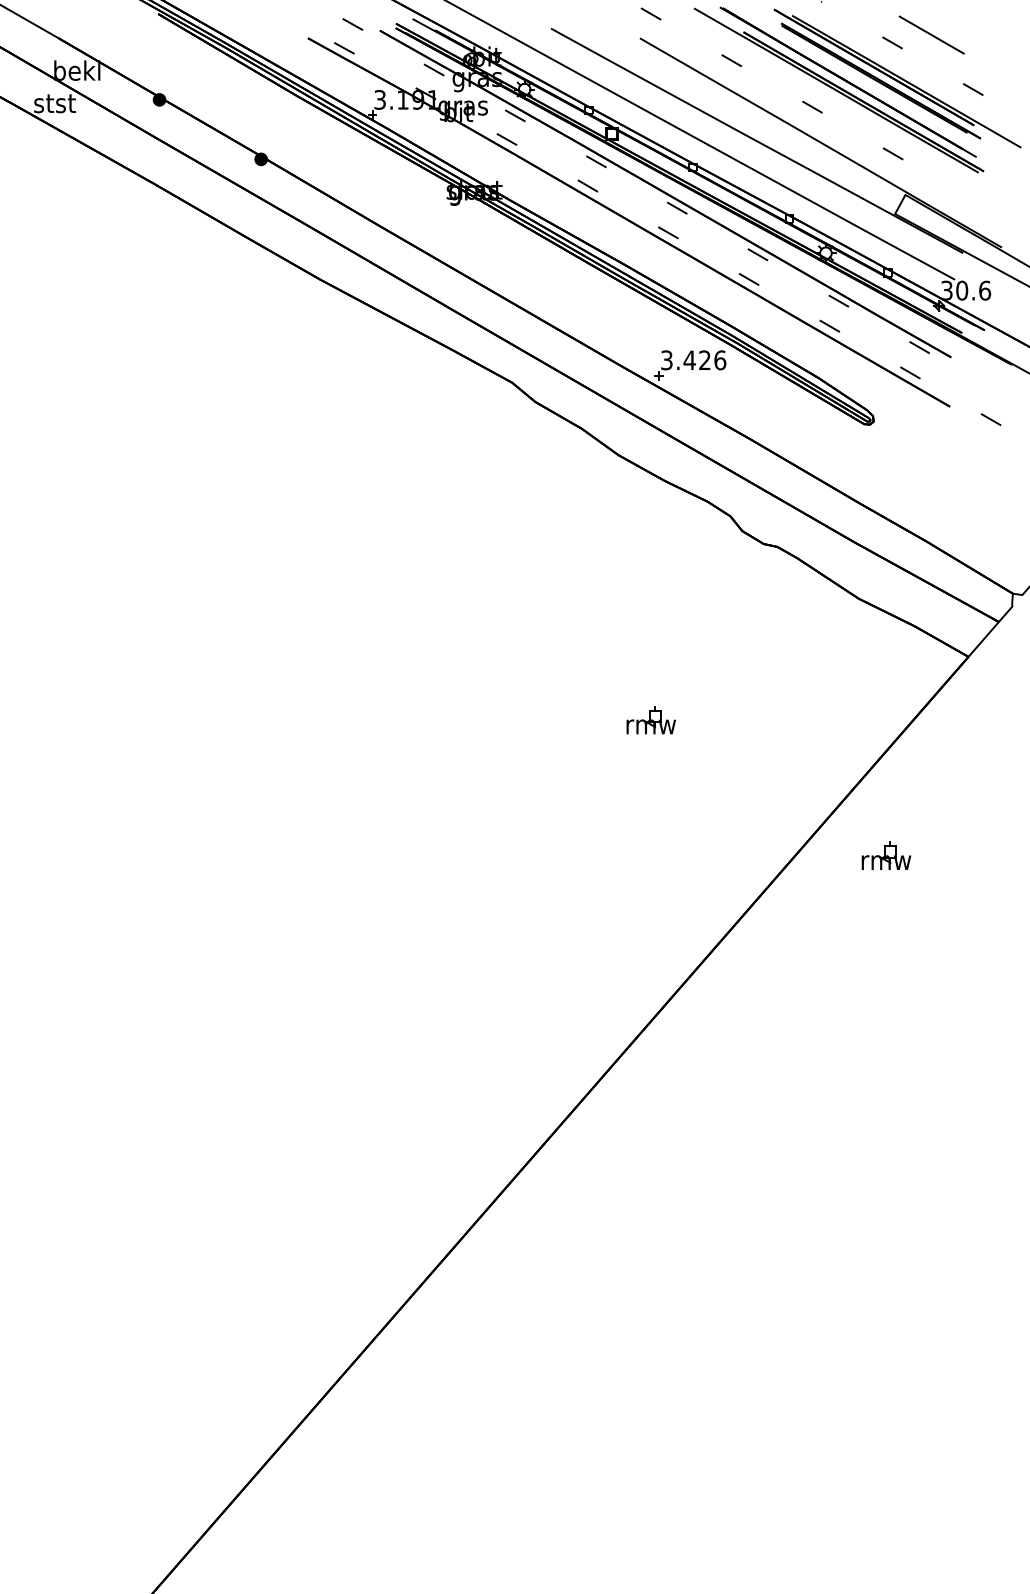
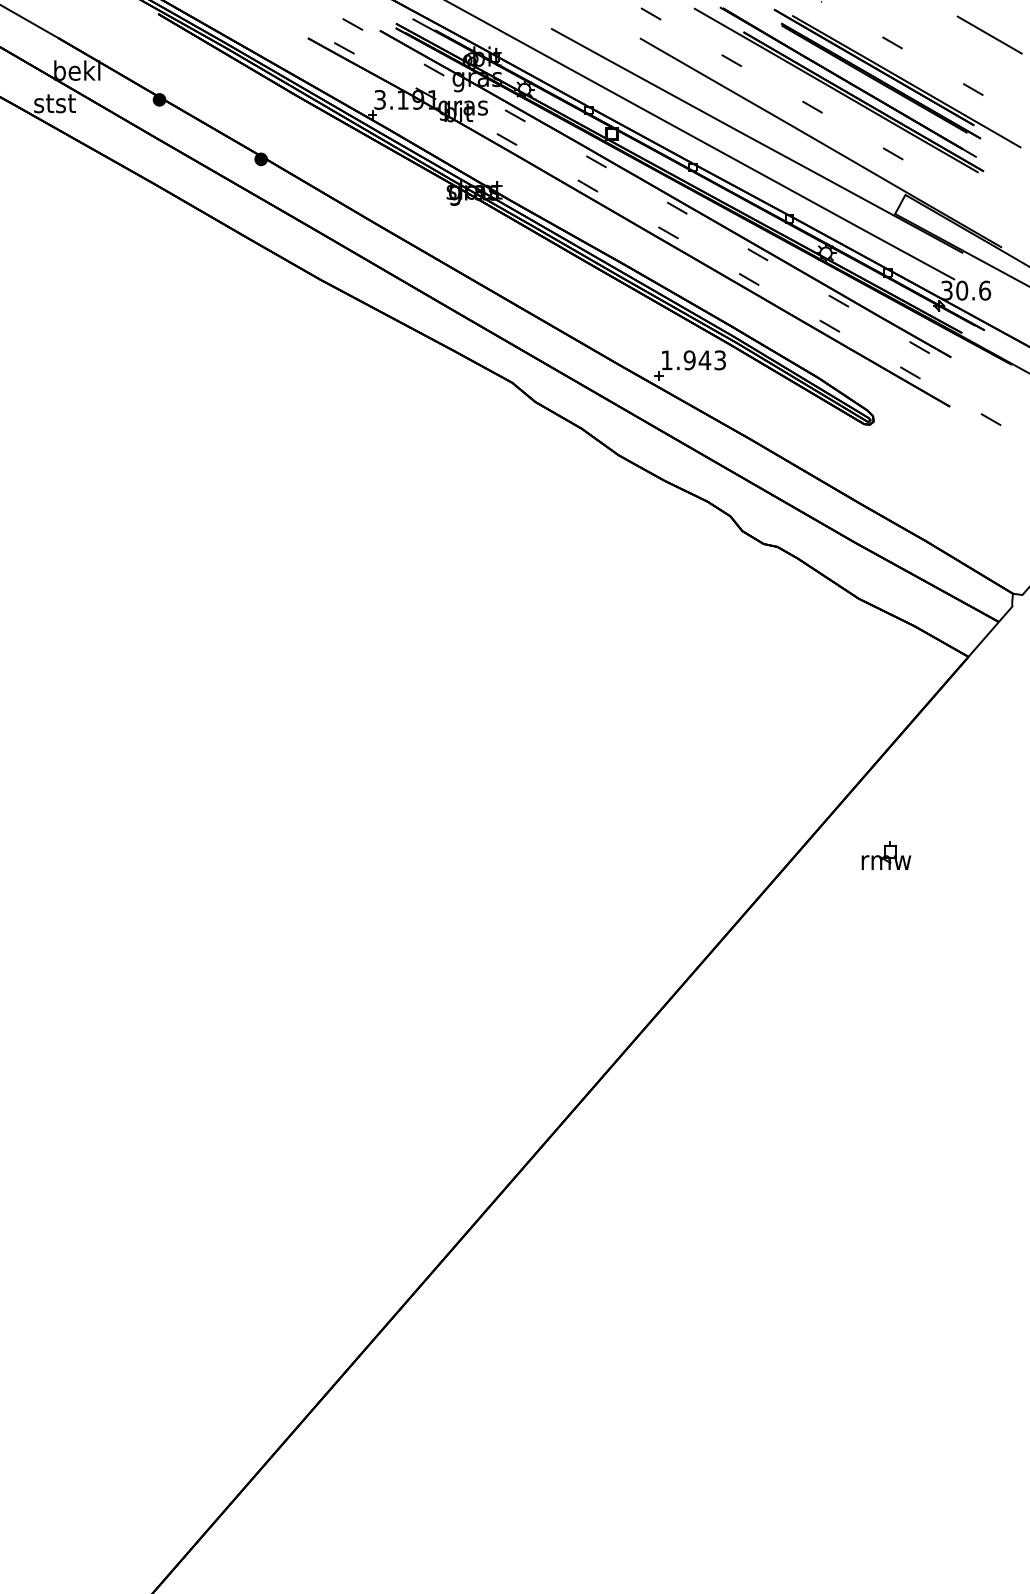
line position: (931, 34) -> (989, 34) (989, 34)
text: 3.426 -> 1.943 (693, 360)
part: present -> none (650, 720)
